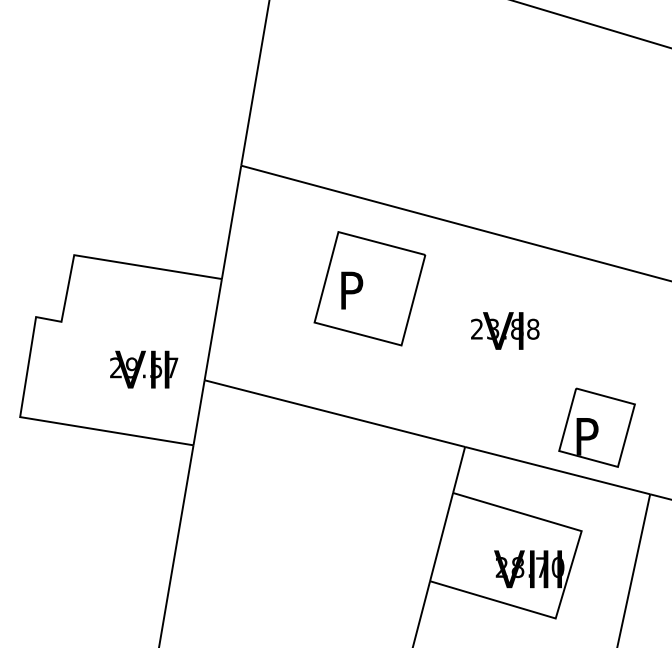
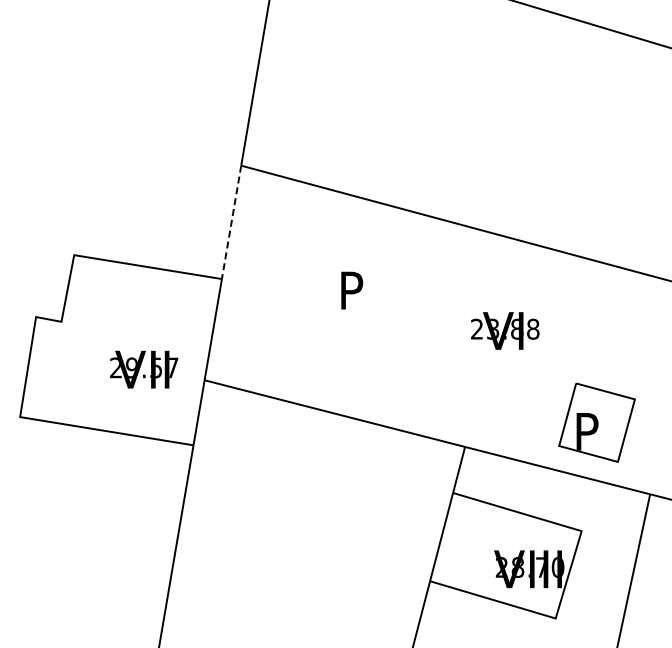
line: solid -> dashed (231, 222)
part: present -> none (369, 288)
part position: (596, 427) -> (596, 422) (596, 422)
